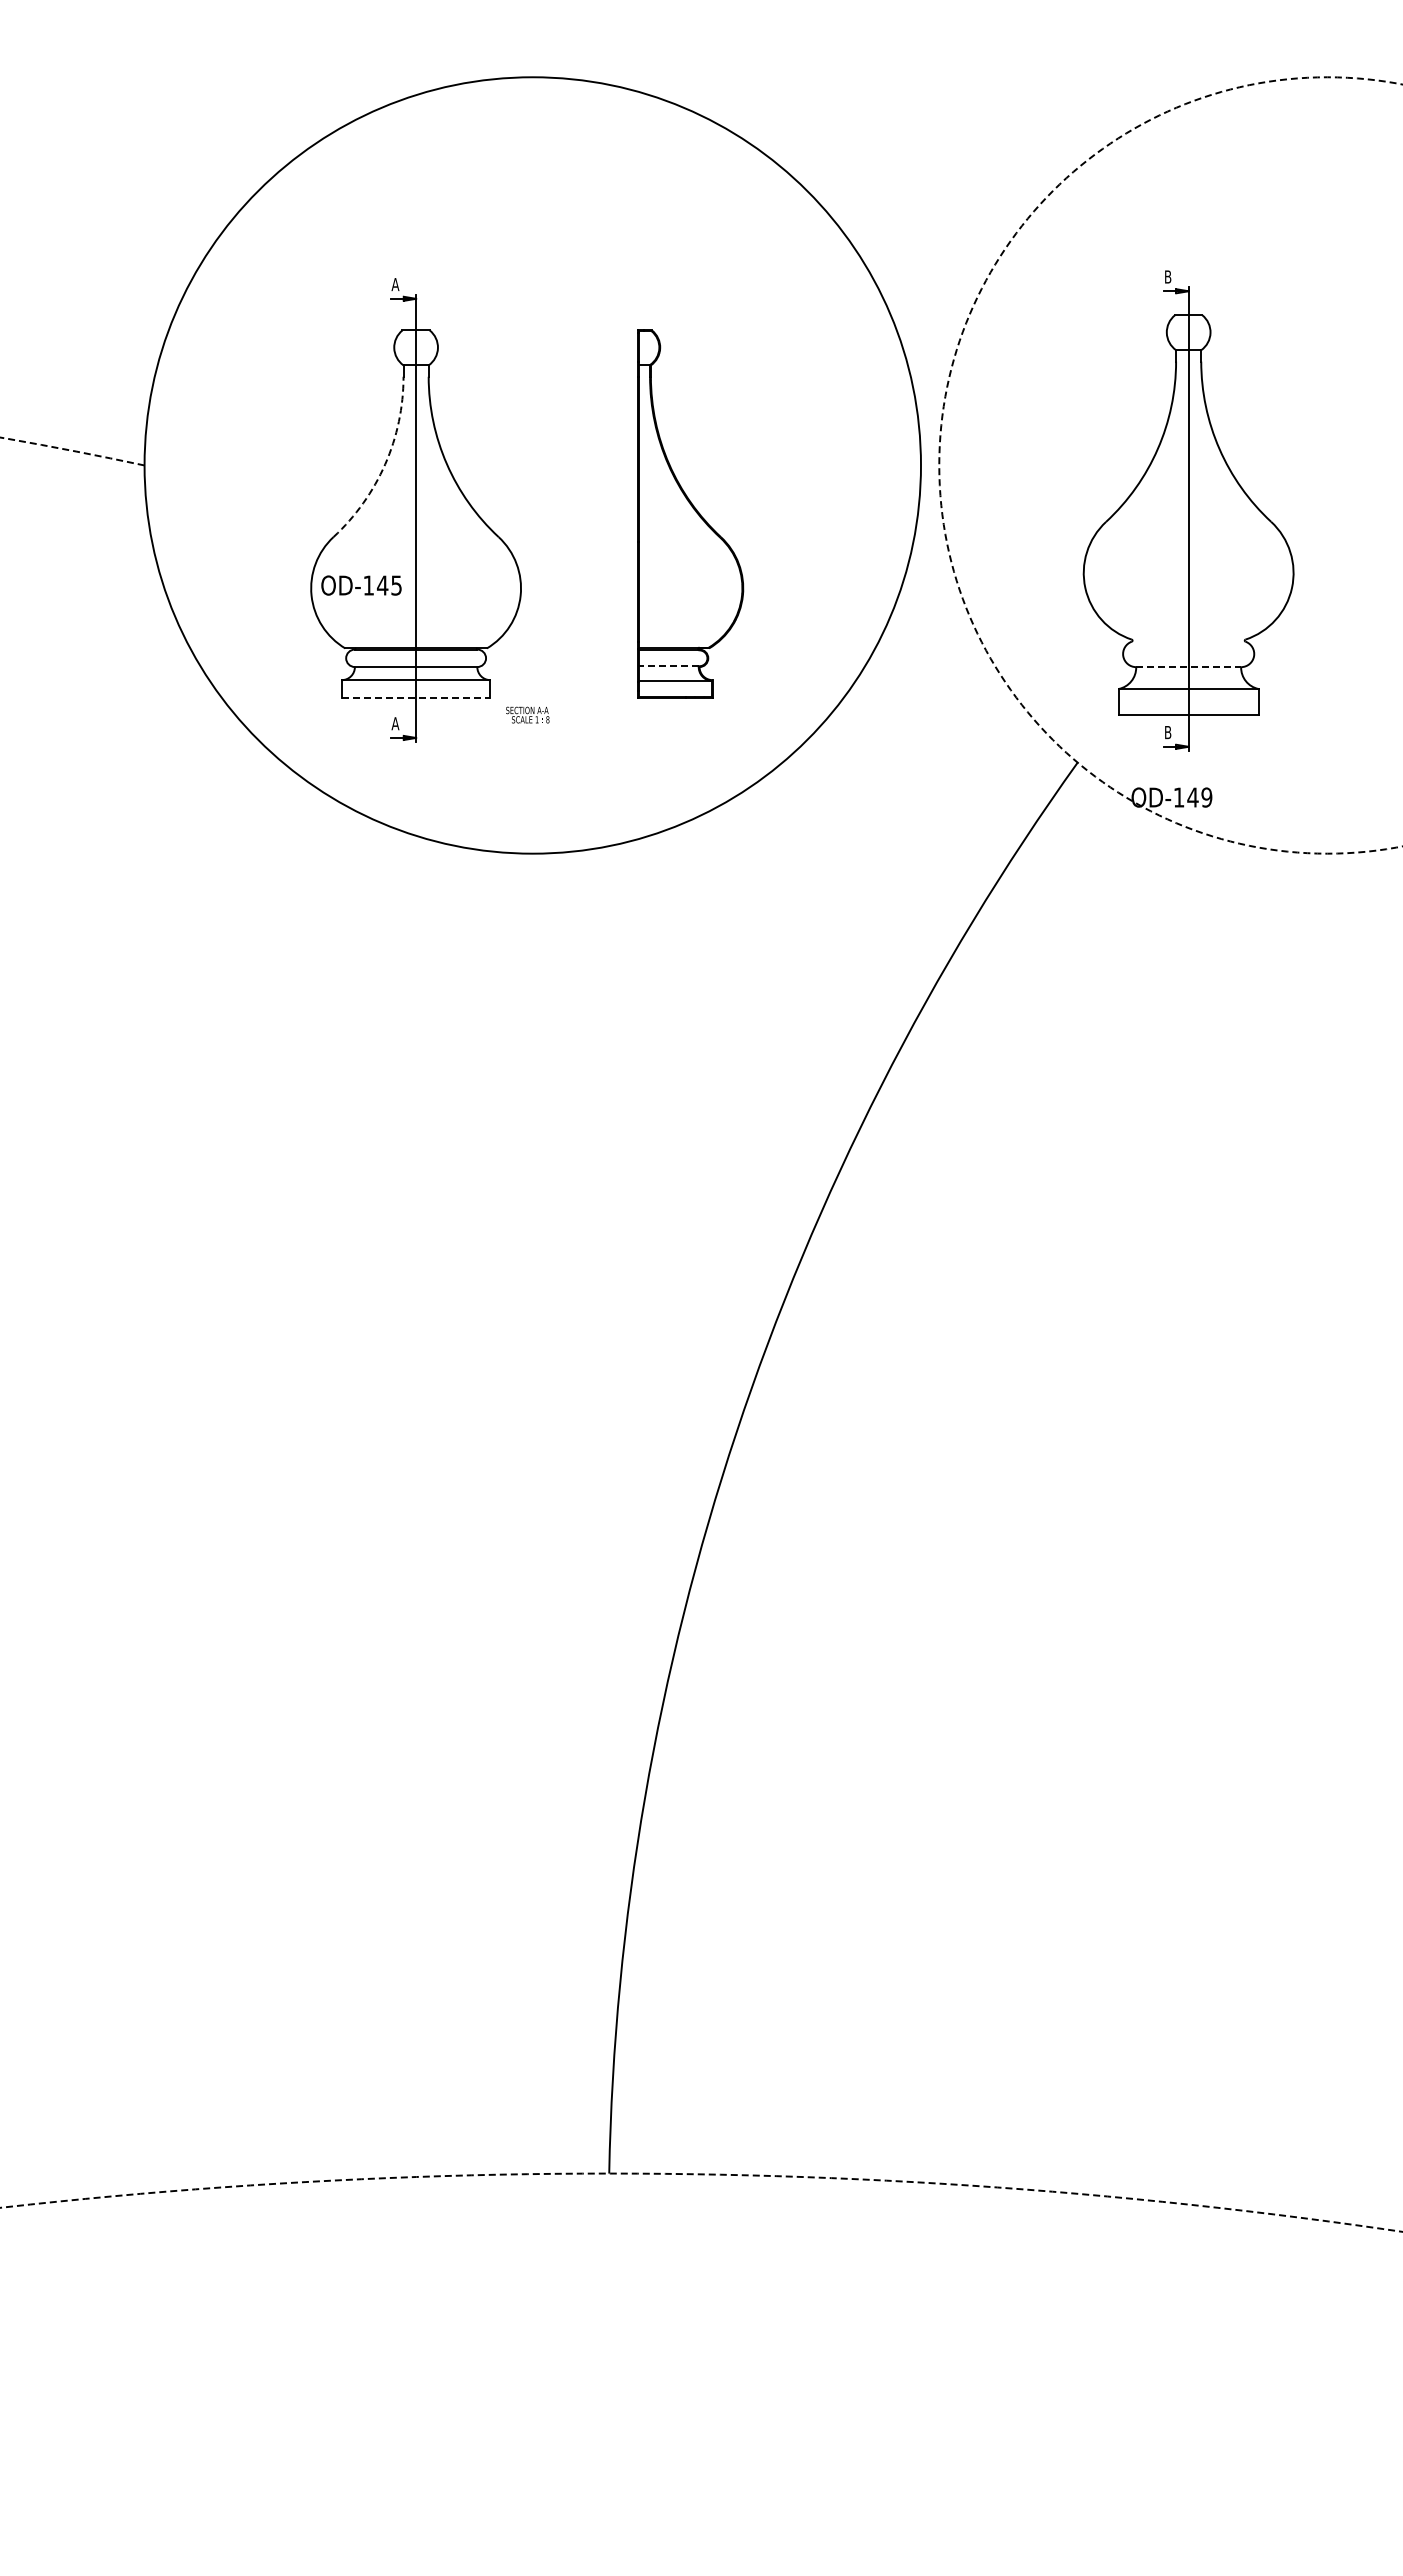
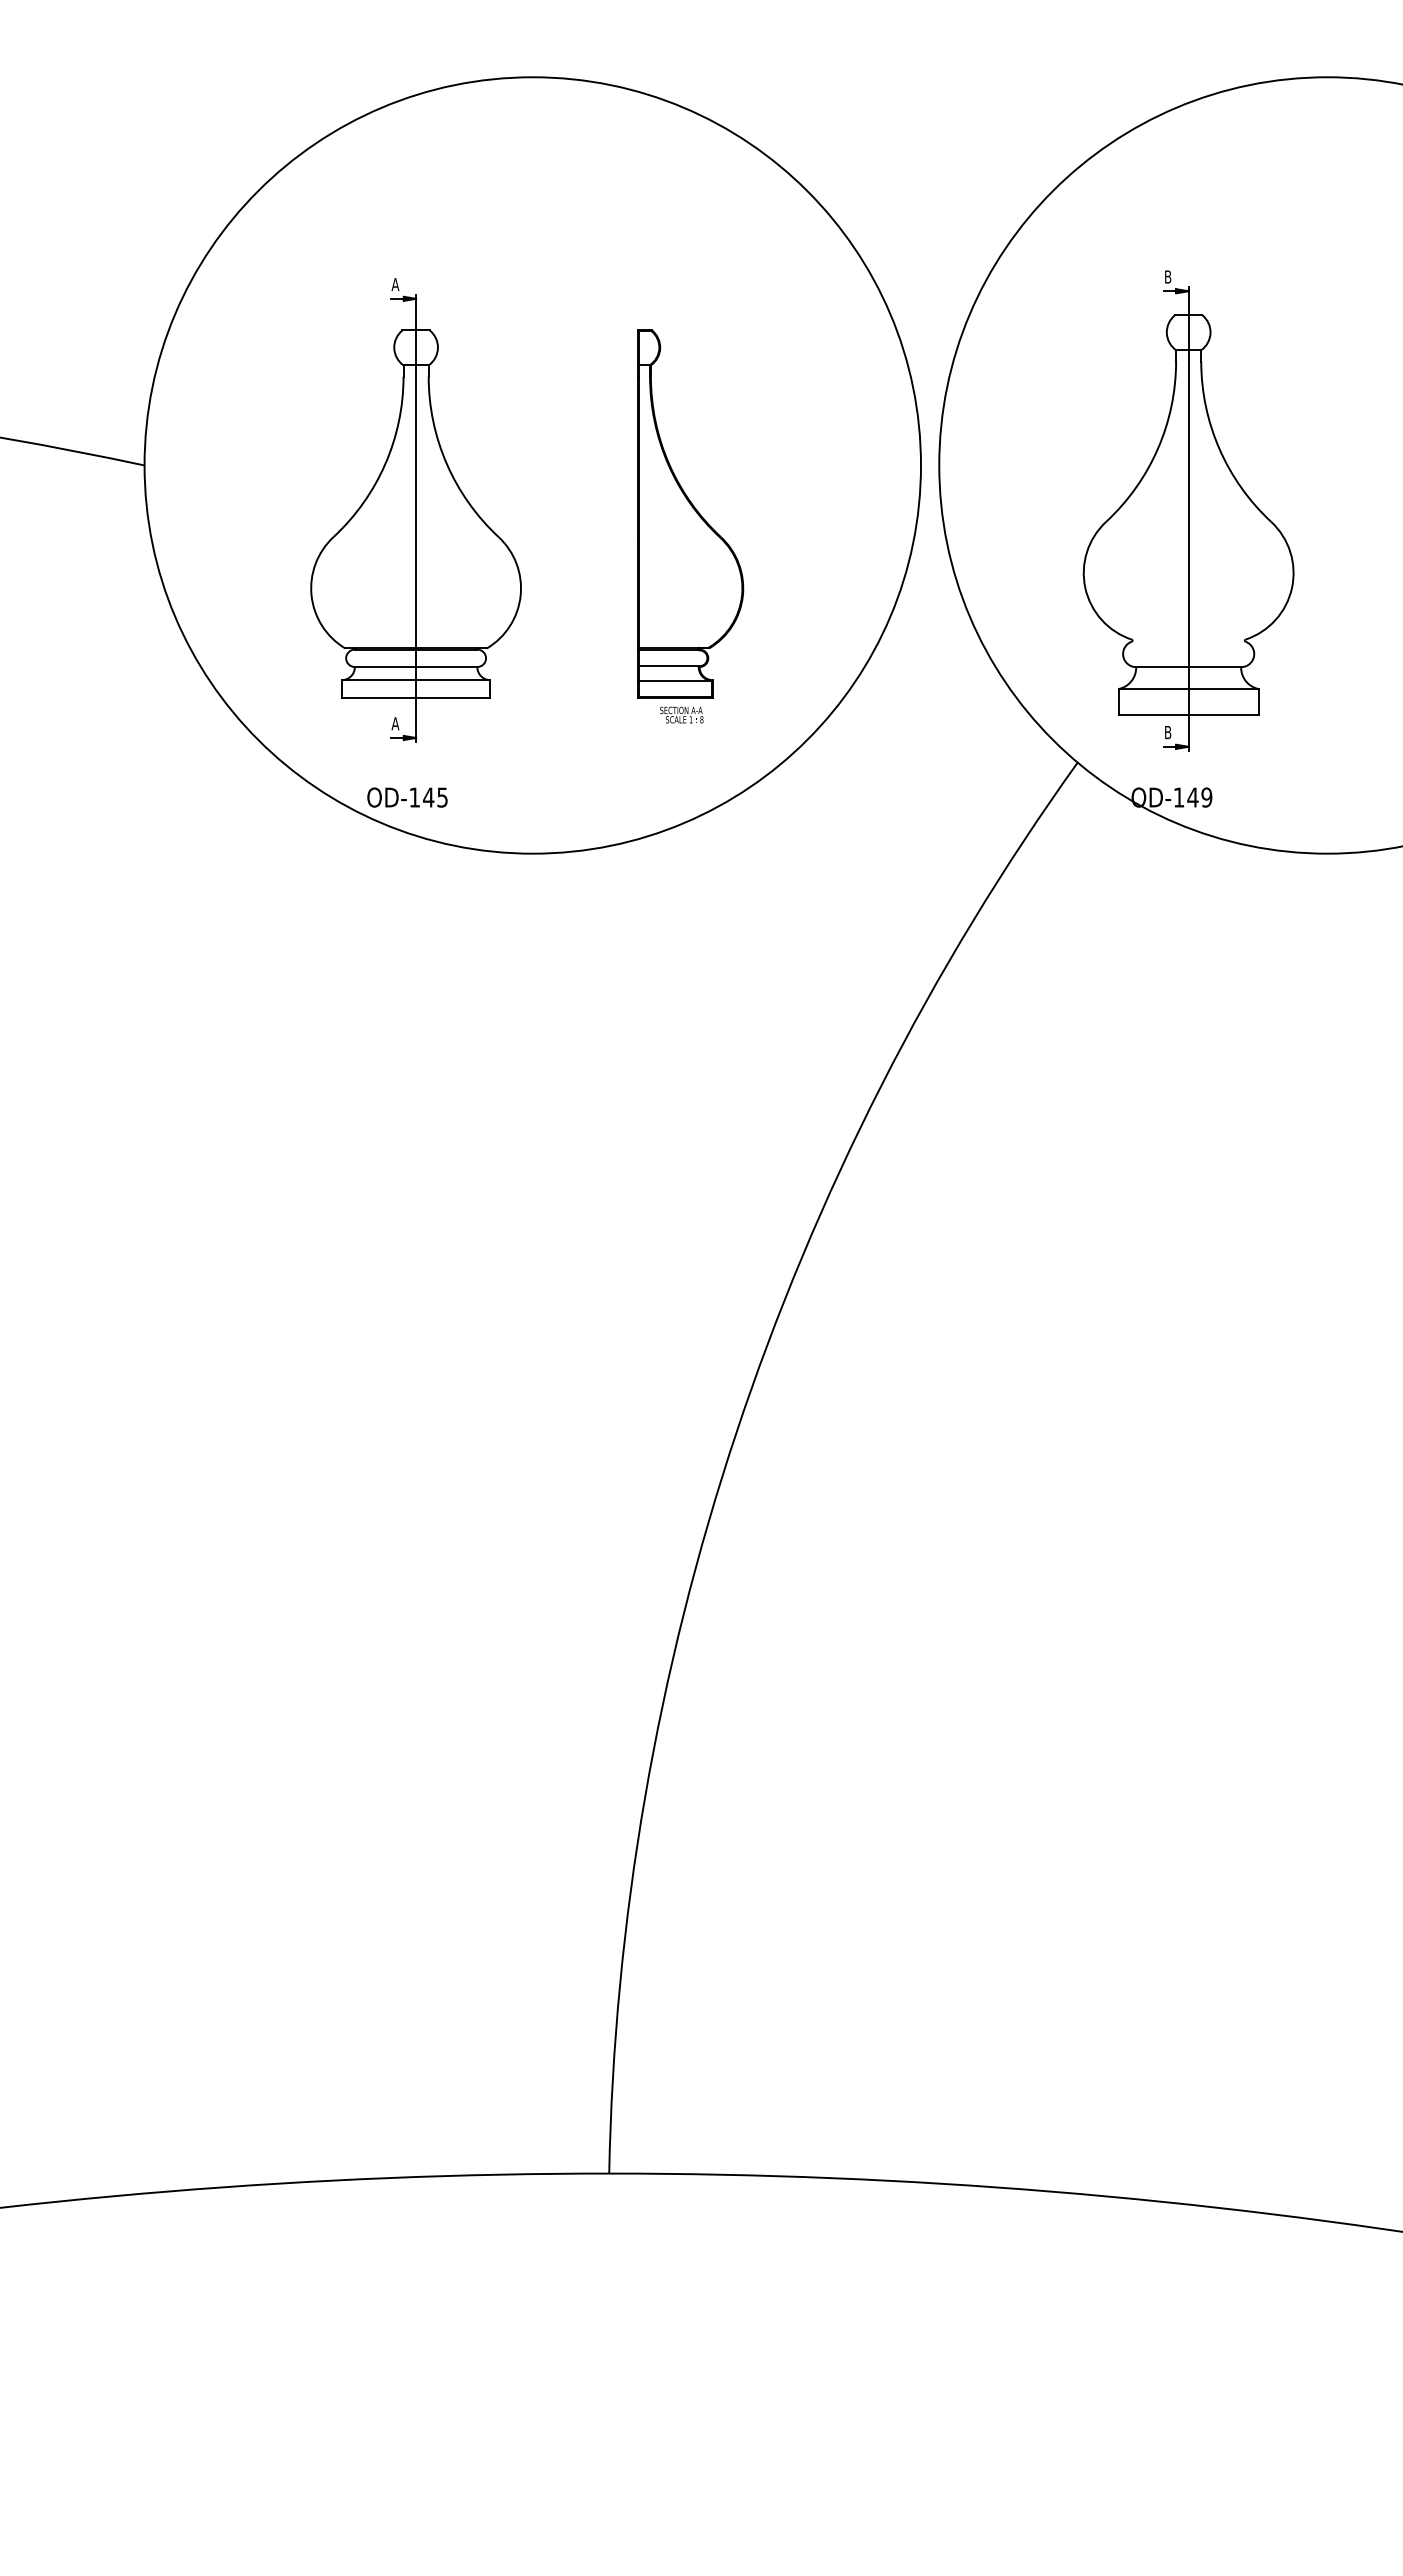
arc: dashed -> solid (72, 450)
arc: dashed -> solid (385, 464)
circle: dashed -> solid (1170, 465)
text position: (361, 585) -> (407, 797) (407, 797)
line: dashed -> solid (668, 666)
line: dashed -> solid (1189, 667)
line: dashed -> solid (416, 697)
text position: (527, 714) -> (681, 714) (681, 714)
arc: dashed -> solid (702, 2174)
